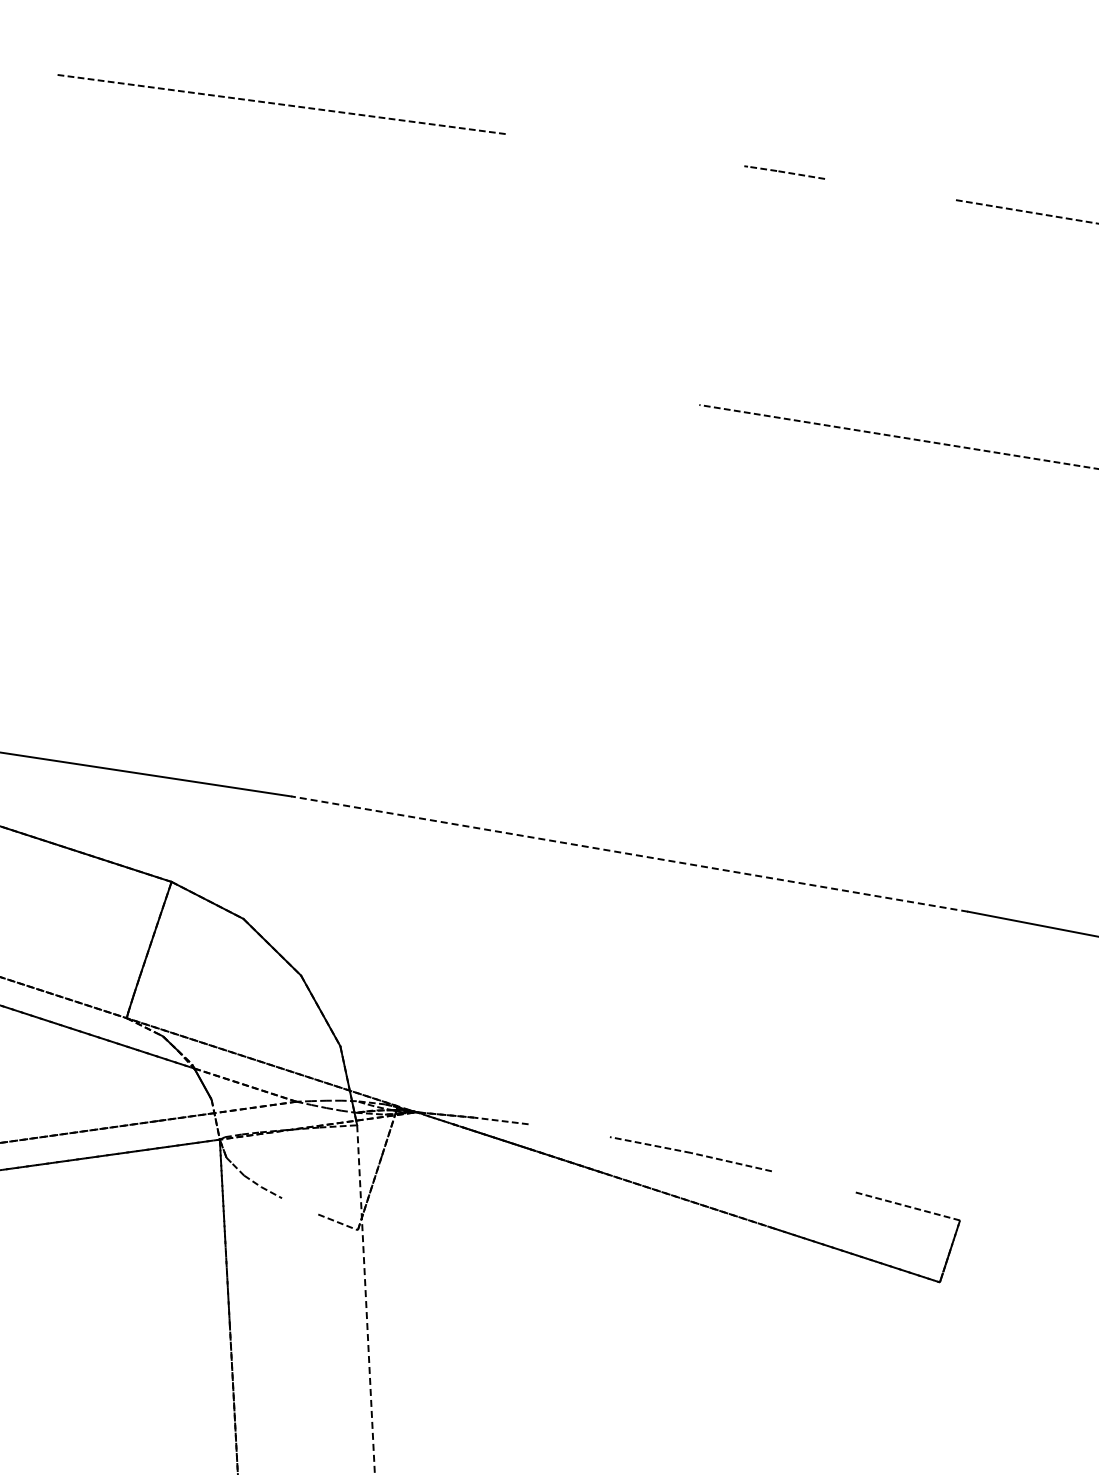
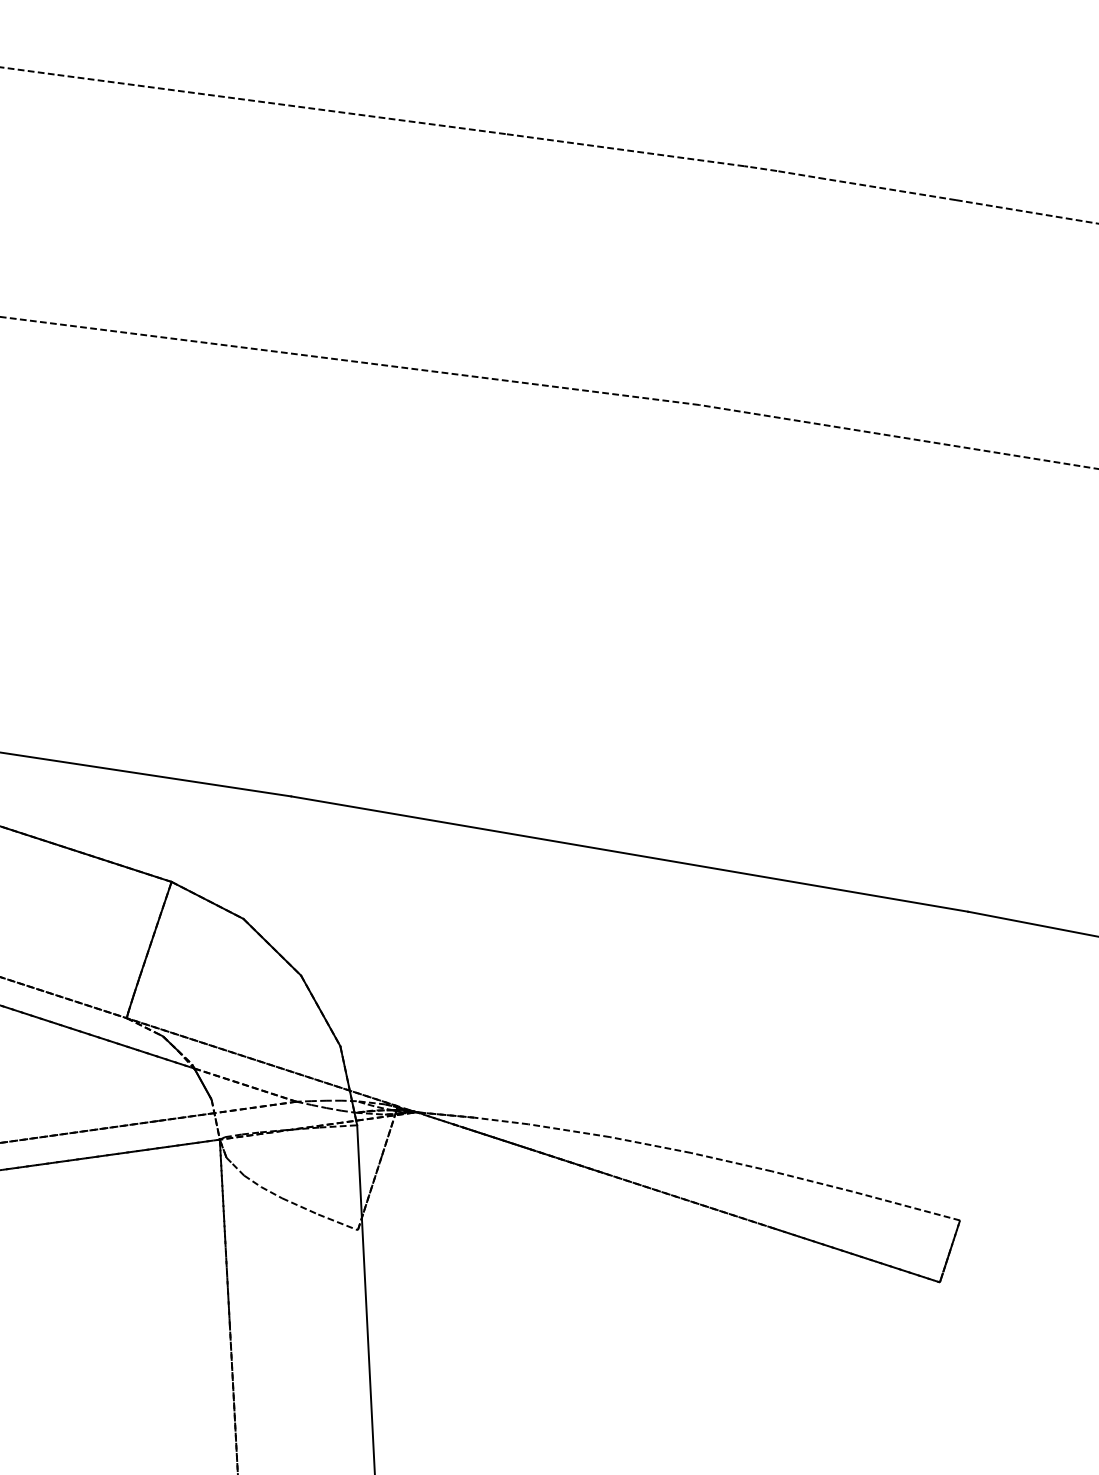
line: none -> present (28, 70)
line: none -> present (624, 150)
line: none -> present (890, 189)
line: none -> present (350, 360)
line: dashed -> solid (629, 854)
line: none -> present (568, 1130)
line: none -> present (811, 1181)
line: none -> present (300, 1206)
line: dashed -> solid (366, 1299)
